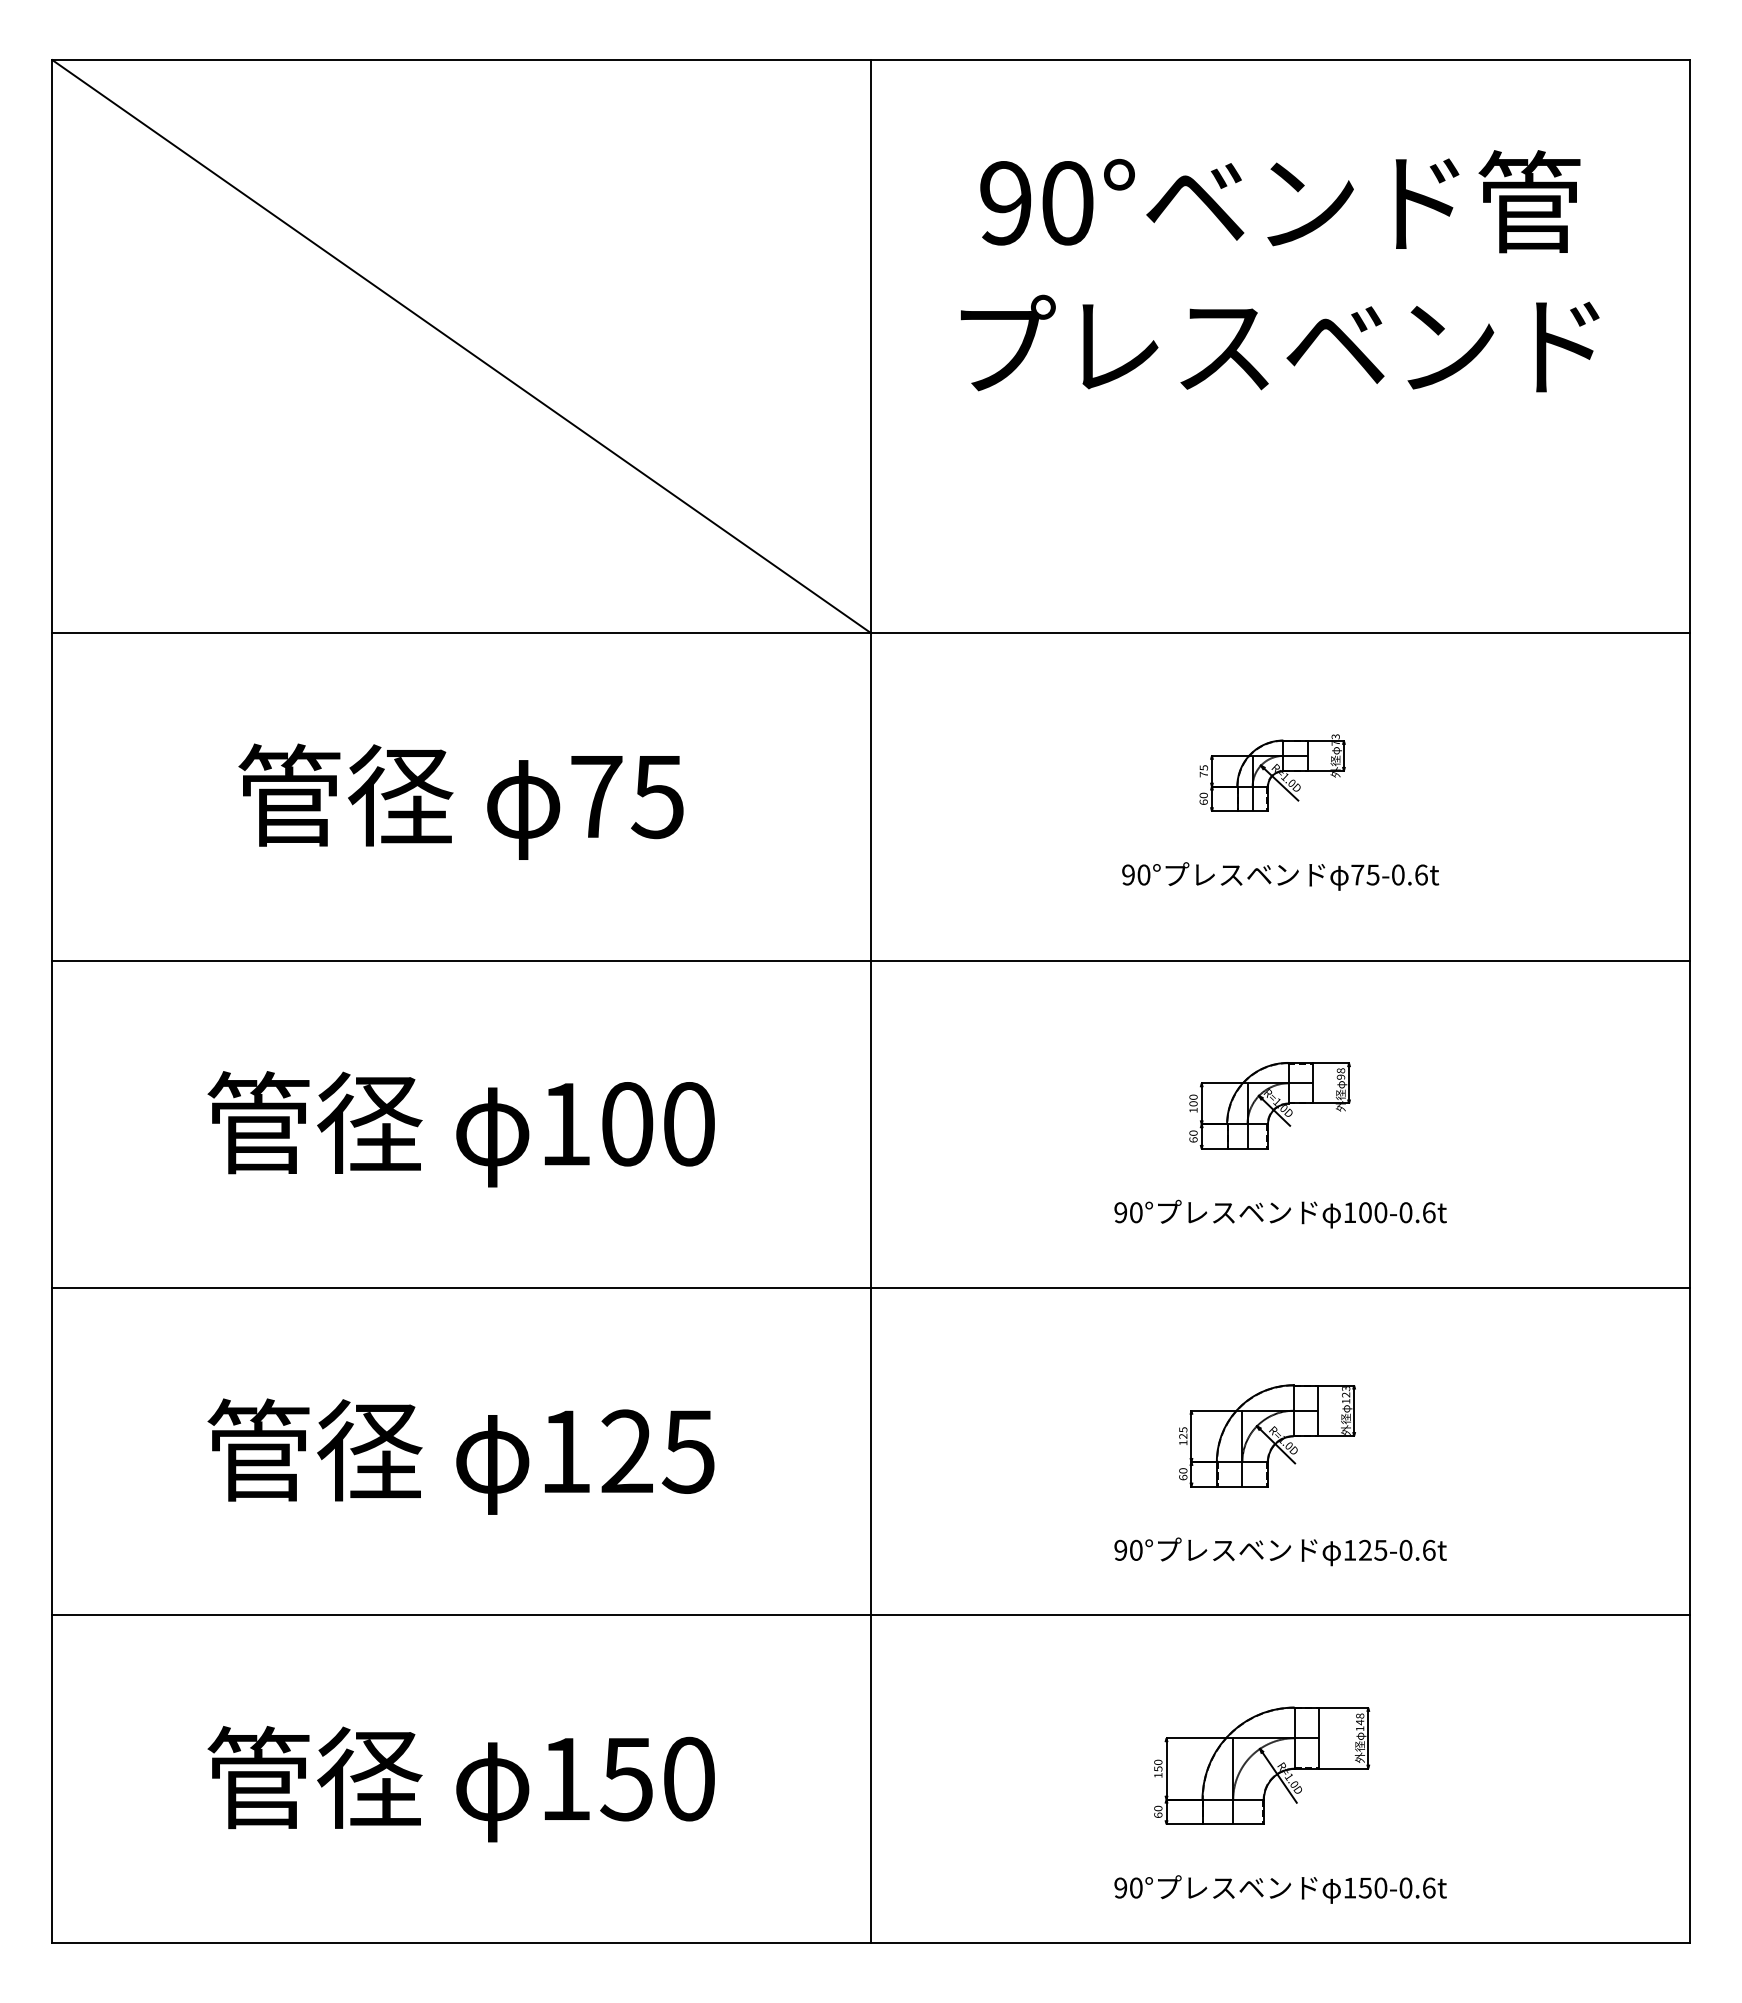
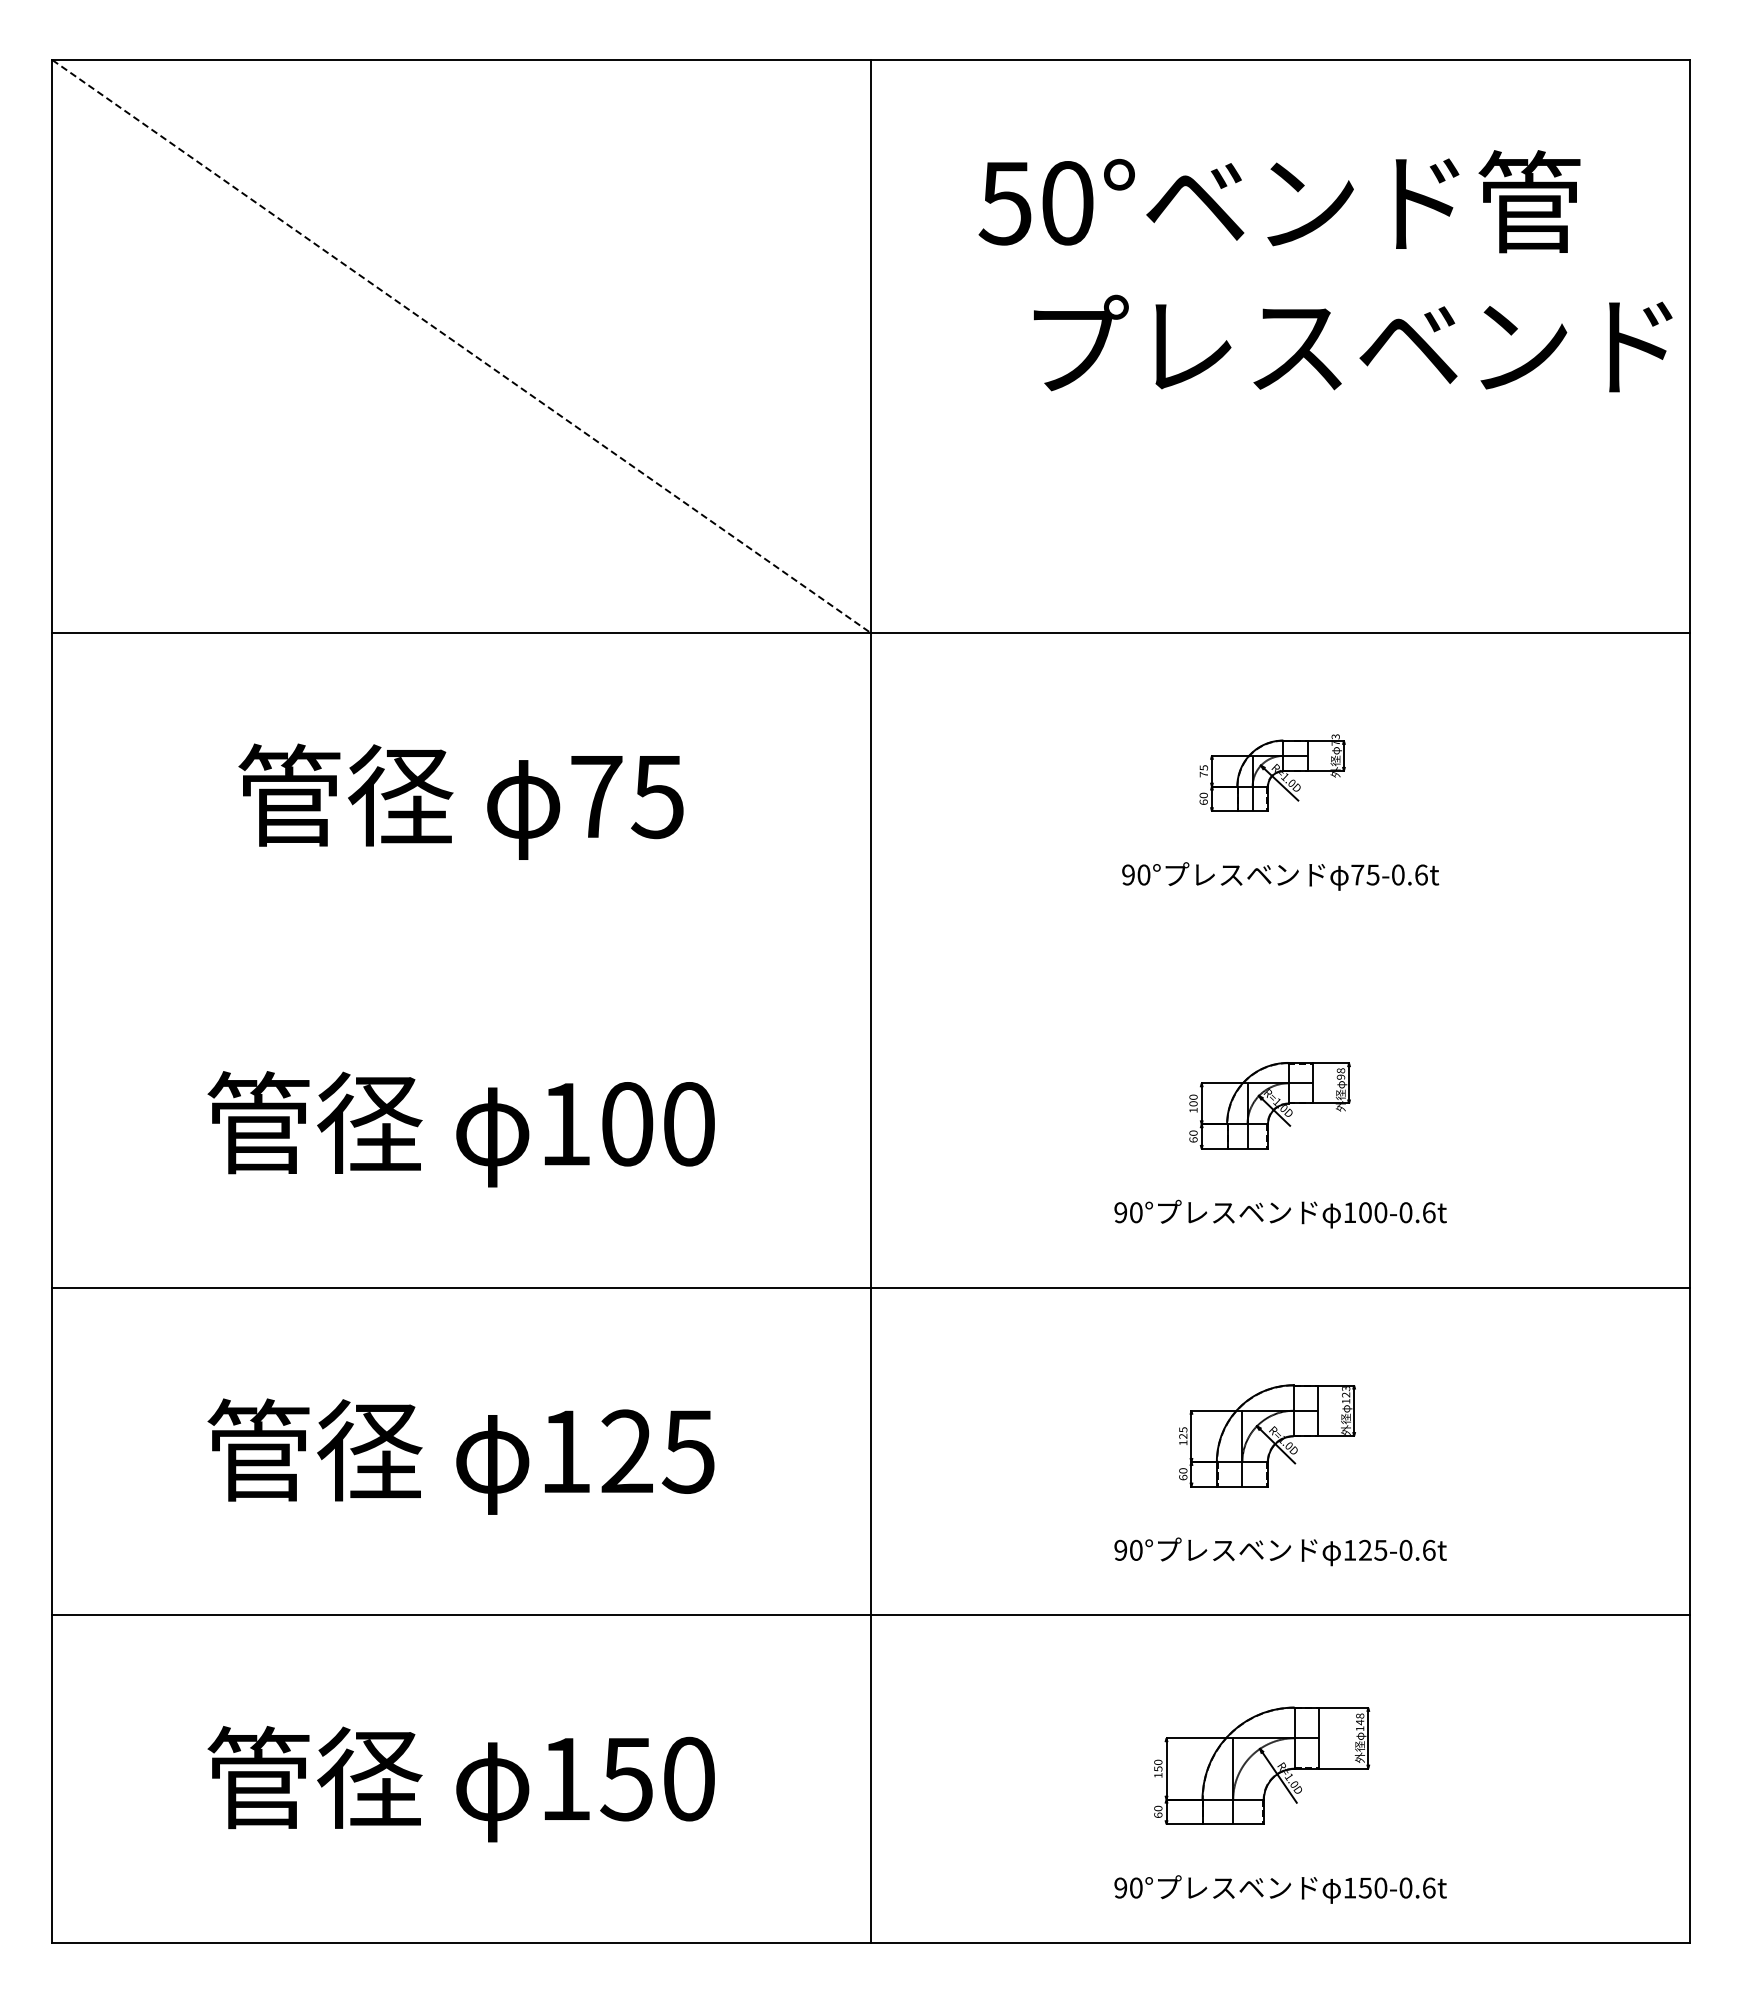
text: 90° -> 50° (1004, 203)
text position: (1280, 343) -> (1353, 343) (1353, 343)
line: solid -> dashed (461, 346)
line: present -> none (870, 960)
